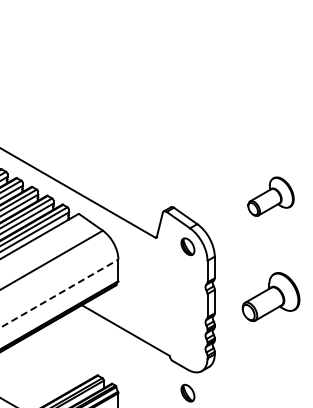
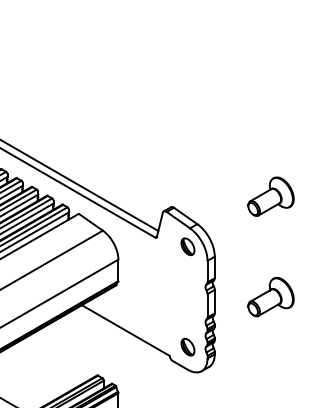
line: none -> present (80, 185)
line: dashed -> solid (59, 293)
part size: 60x50 px -> 48x41 px (270, 297)
part position: (187, 392) -> (187, 346) (187, 346)
